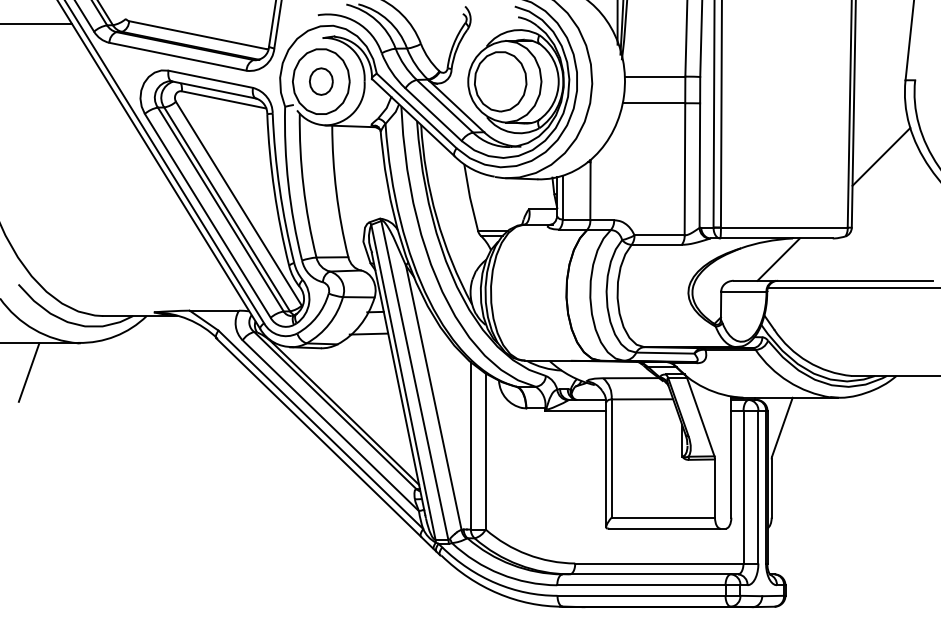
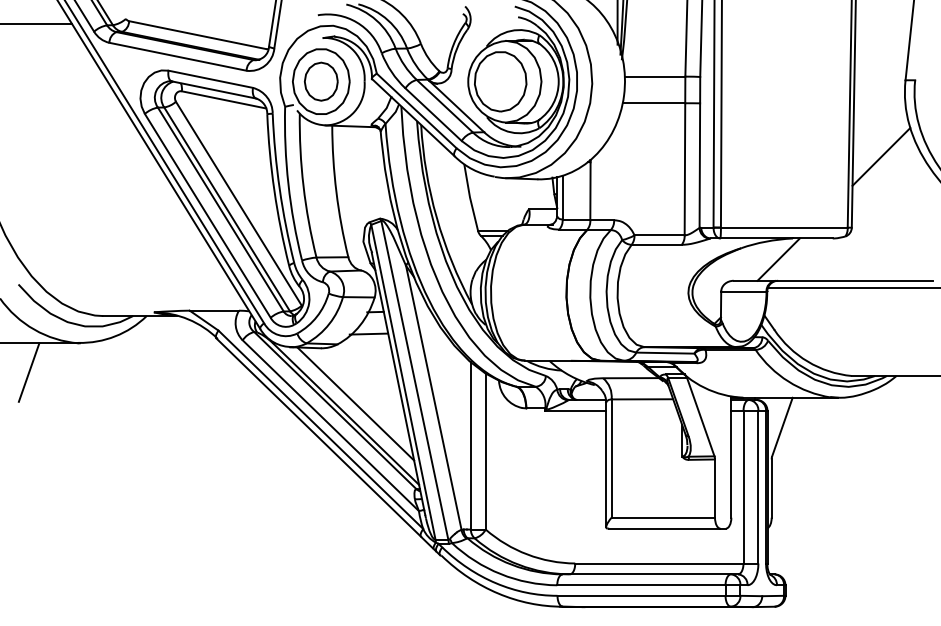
part size: 25x29 px -> 35x41 px (321, 81)
line: none -> present (355, 403)
